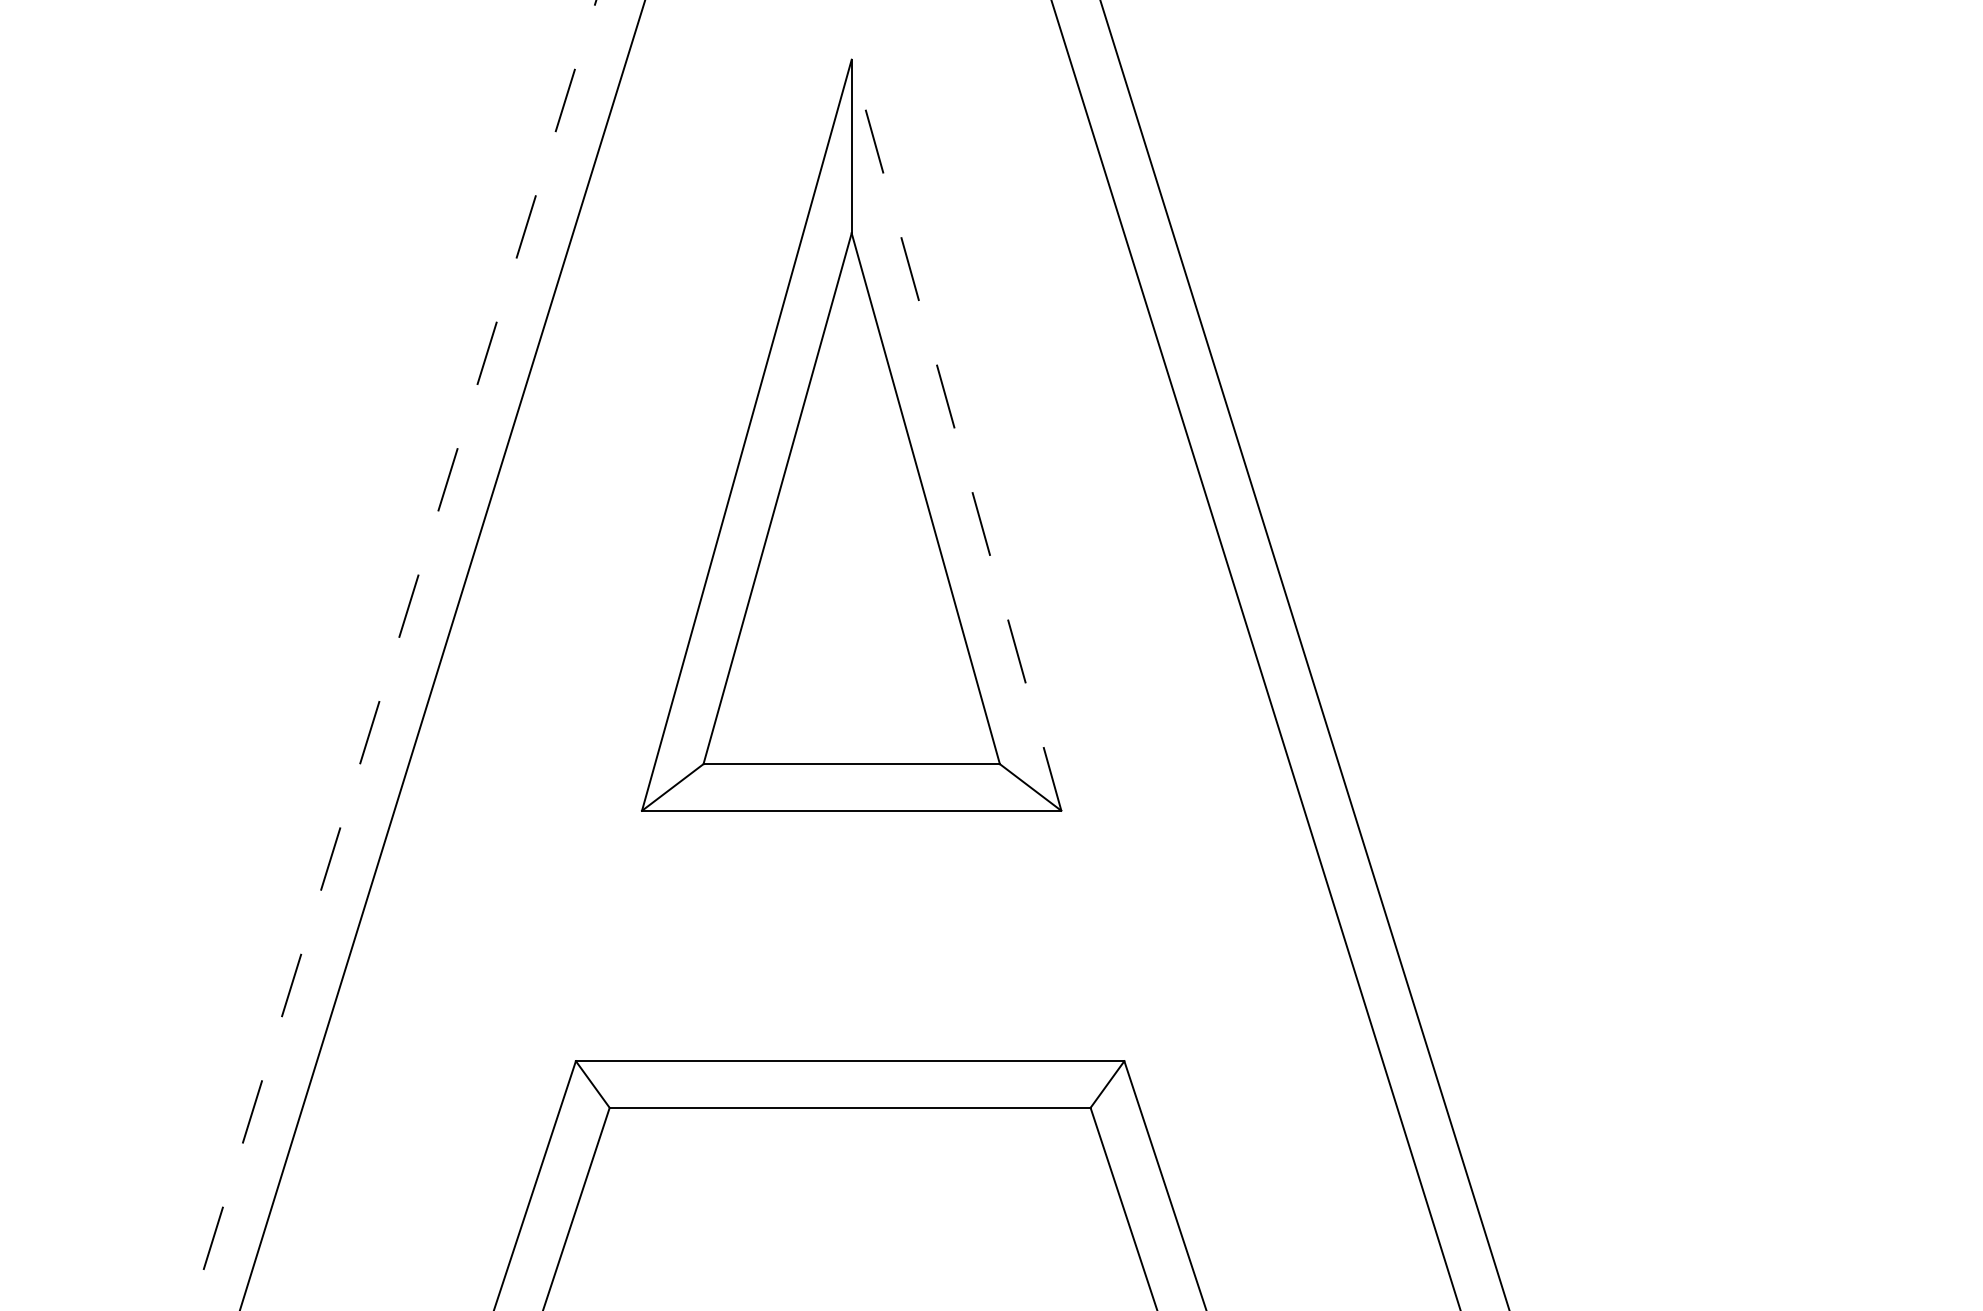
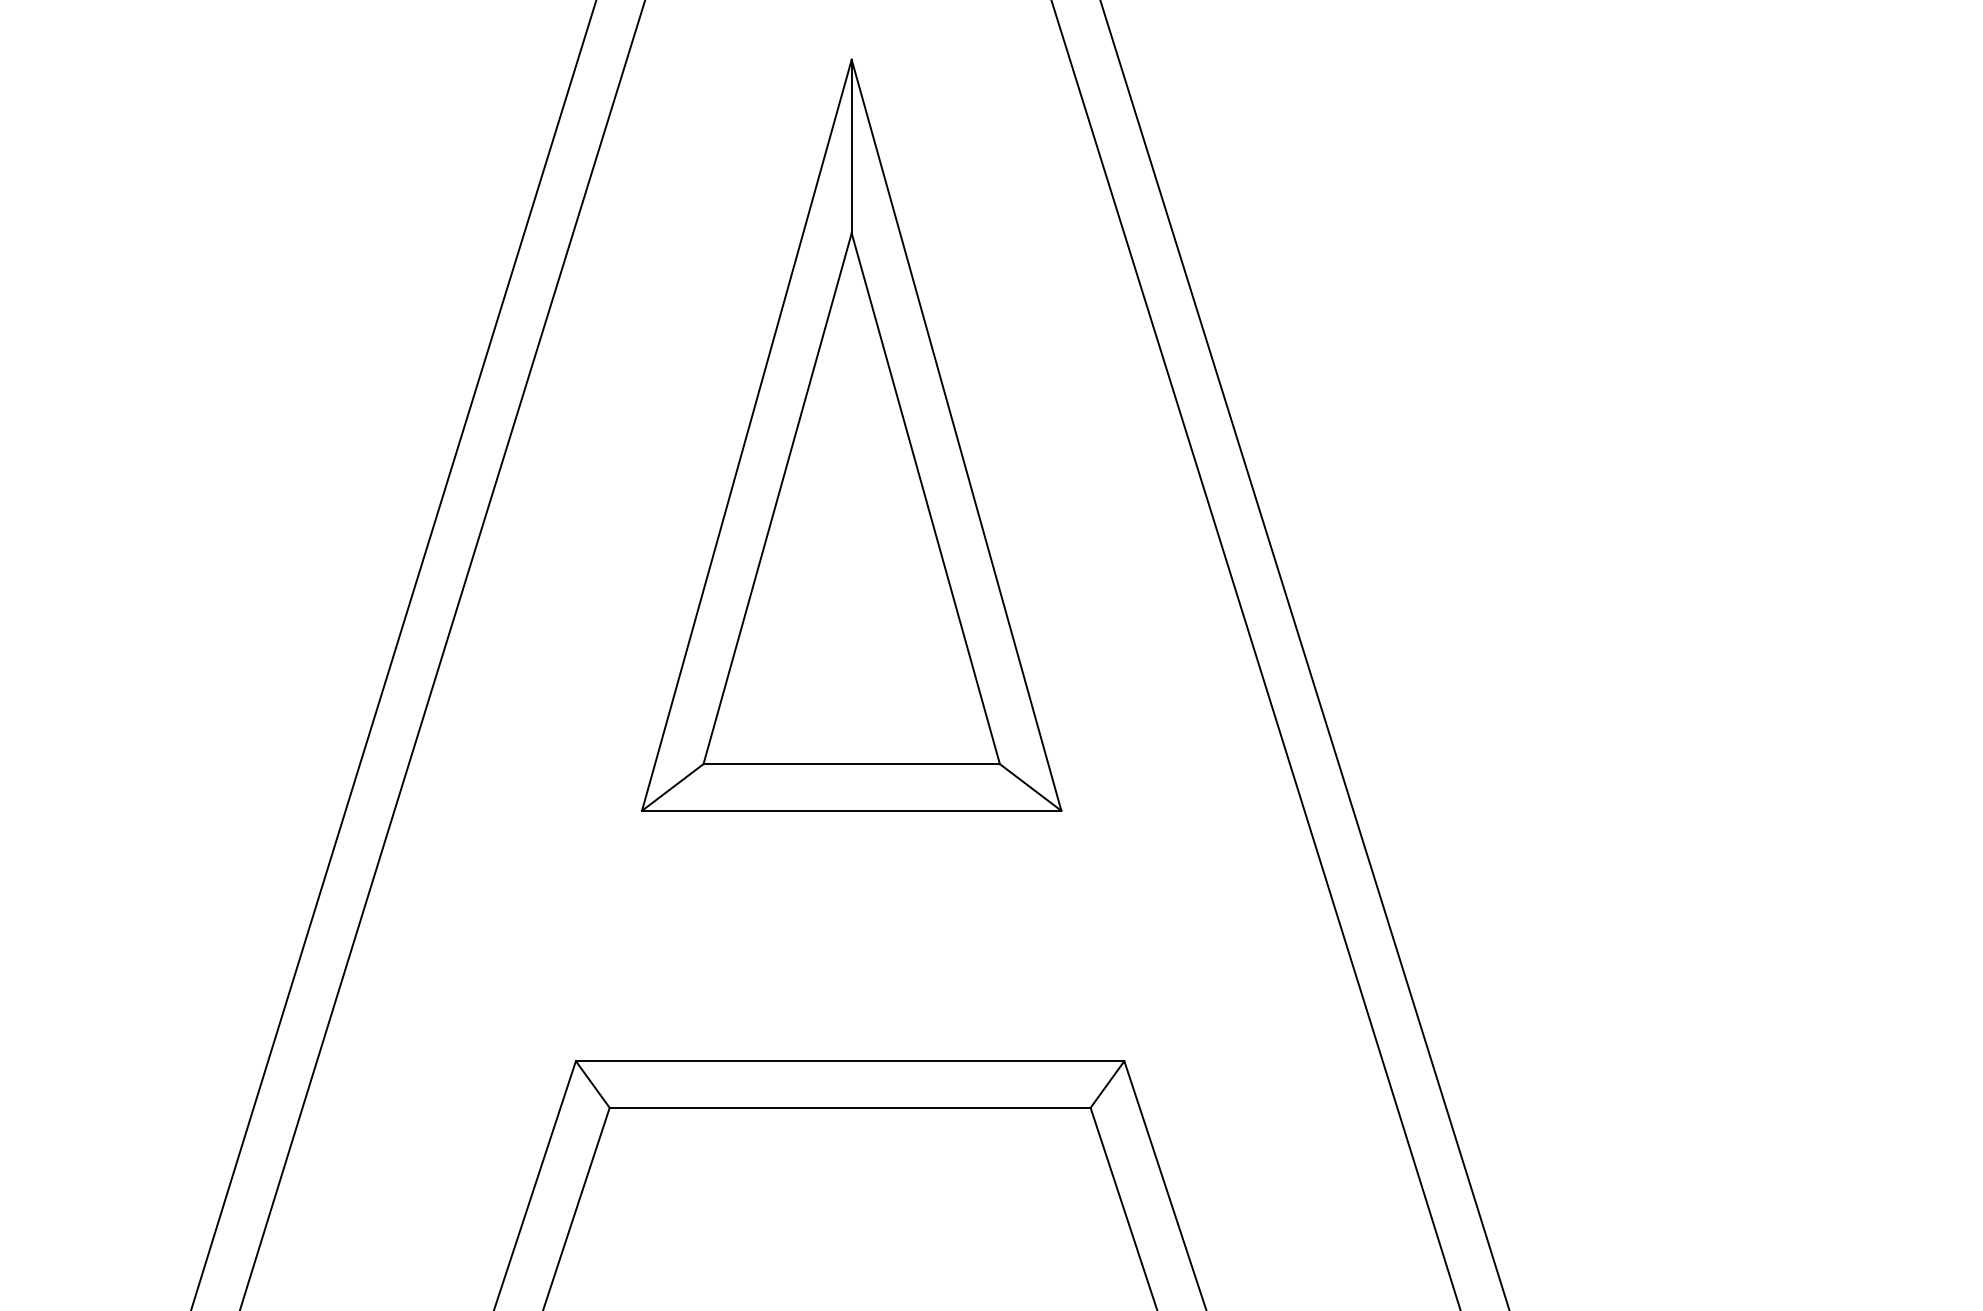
line: dashed -> solid (956, 435)
line: dashed -> solid (393, 656)
